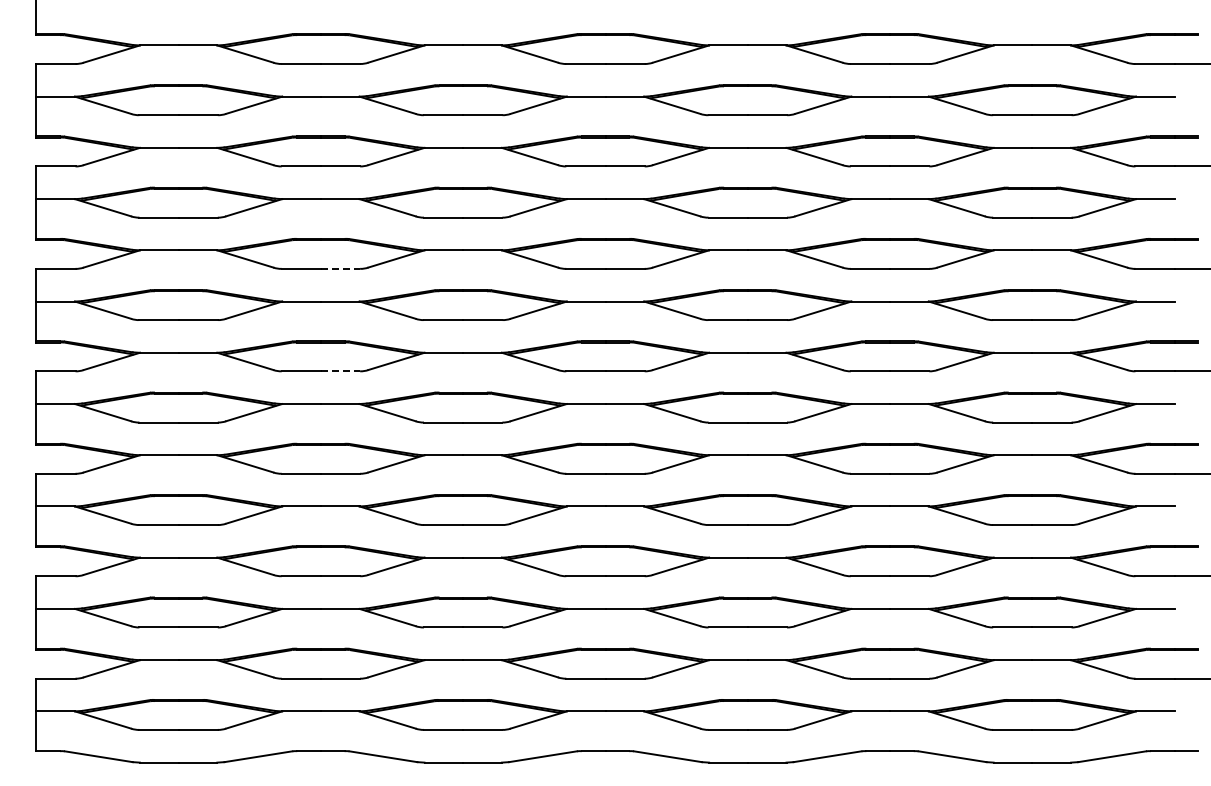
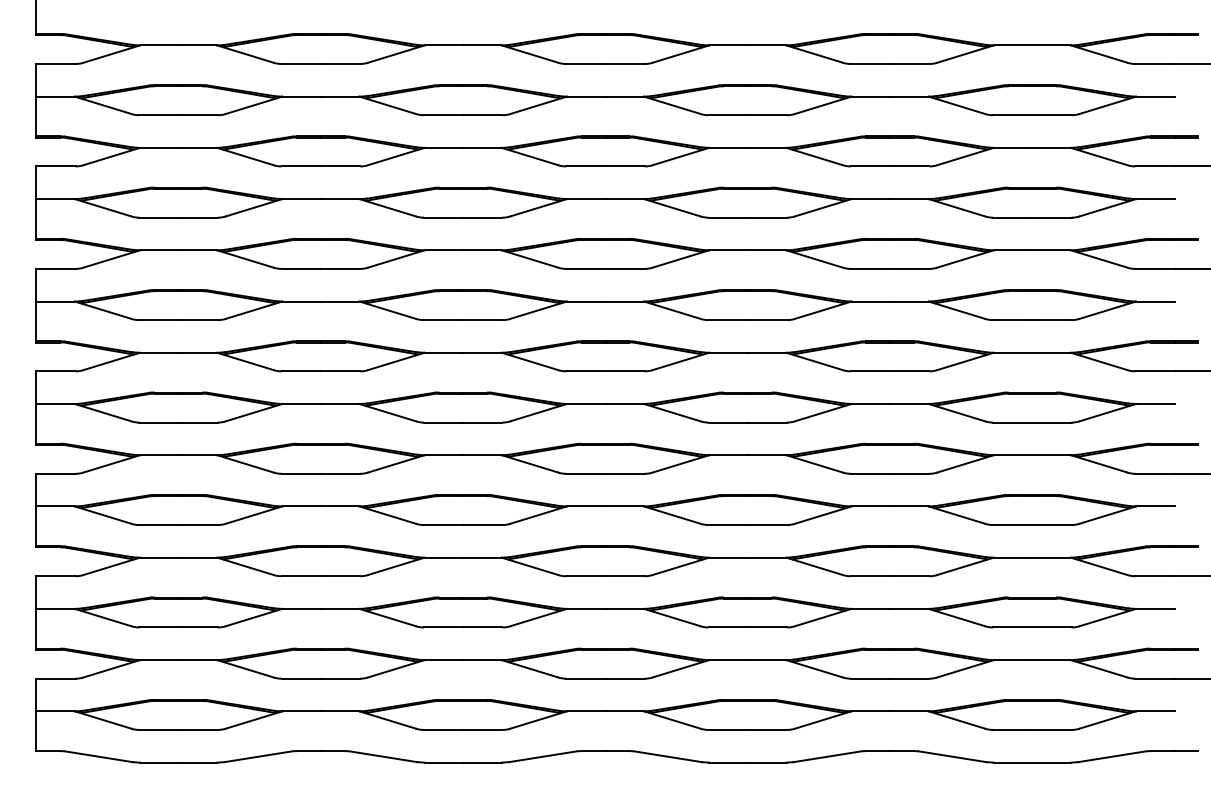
line: dashed -> solid (340, 268)
line: dashed -> solid (340, 371)
